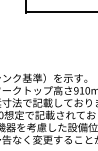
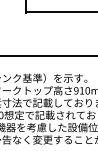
line: none -> present (48, 56)
